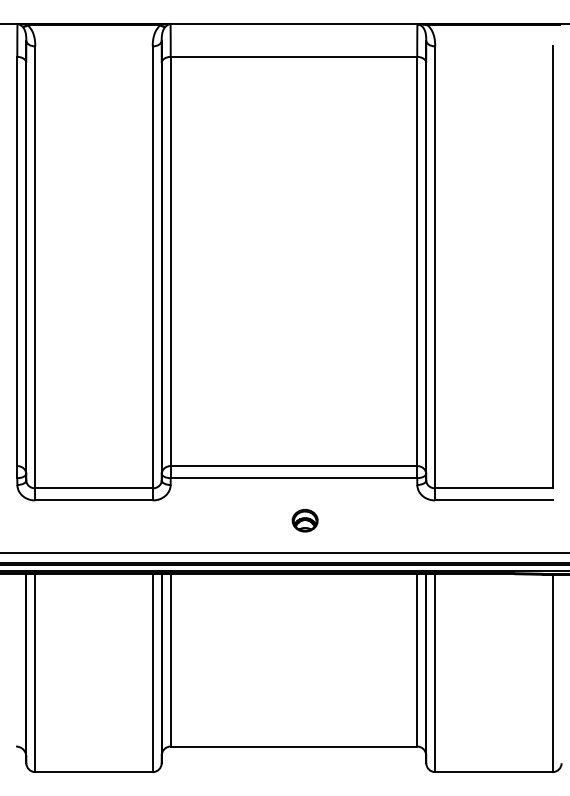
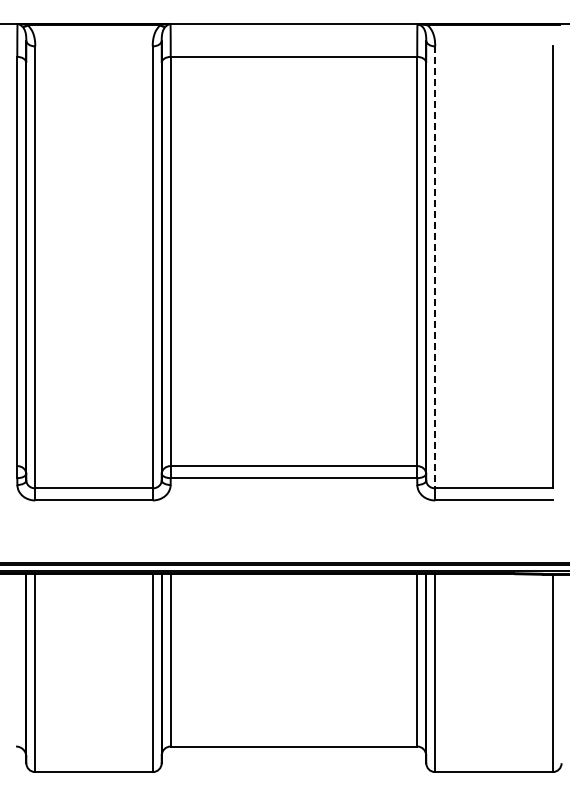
line: solid -> dashed (435, 267)
part: present -> none (304, 520)
line: present -> none (284, 553)
